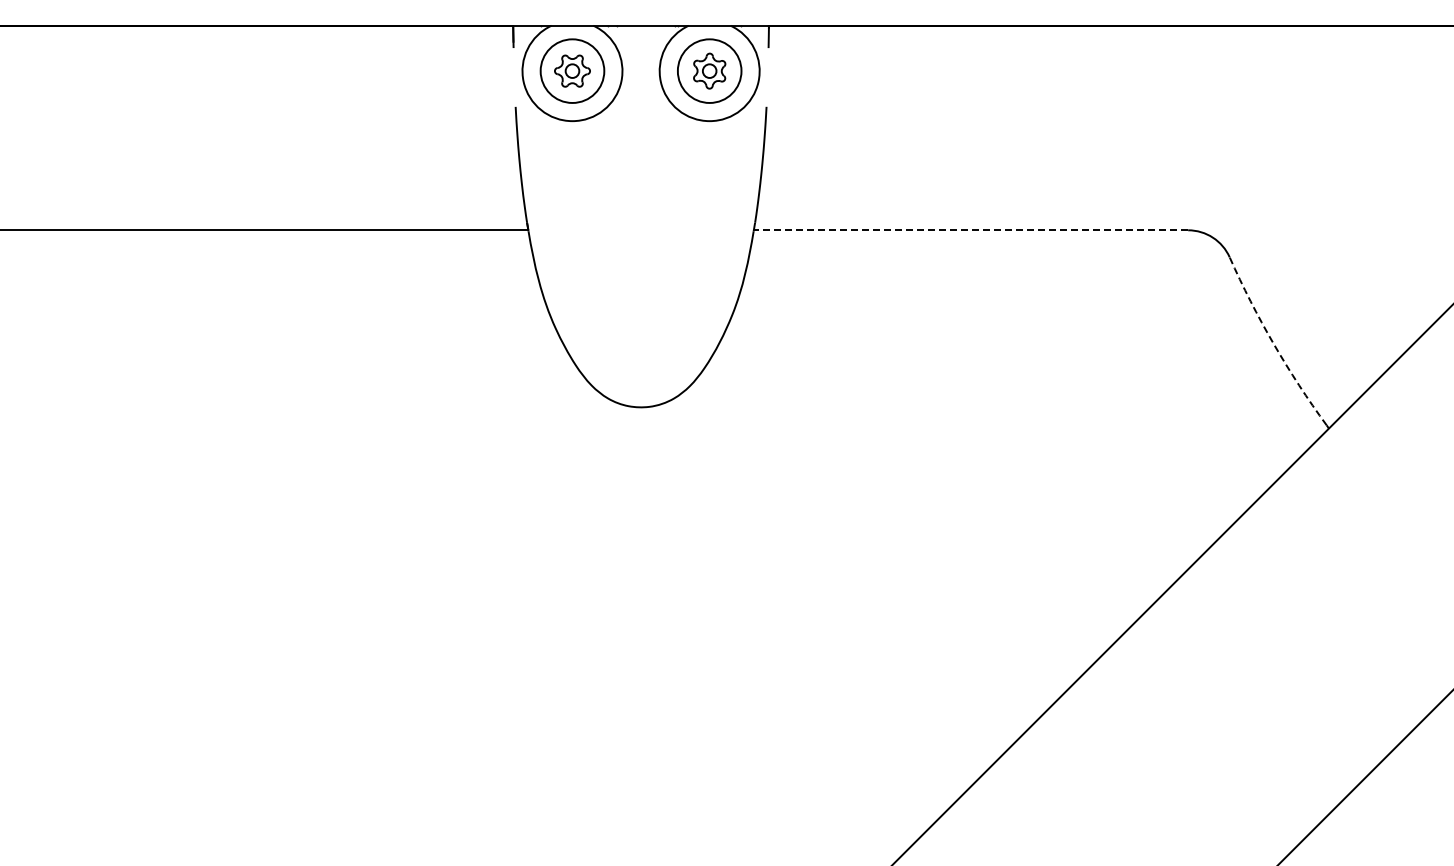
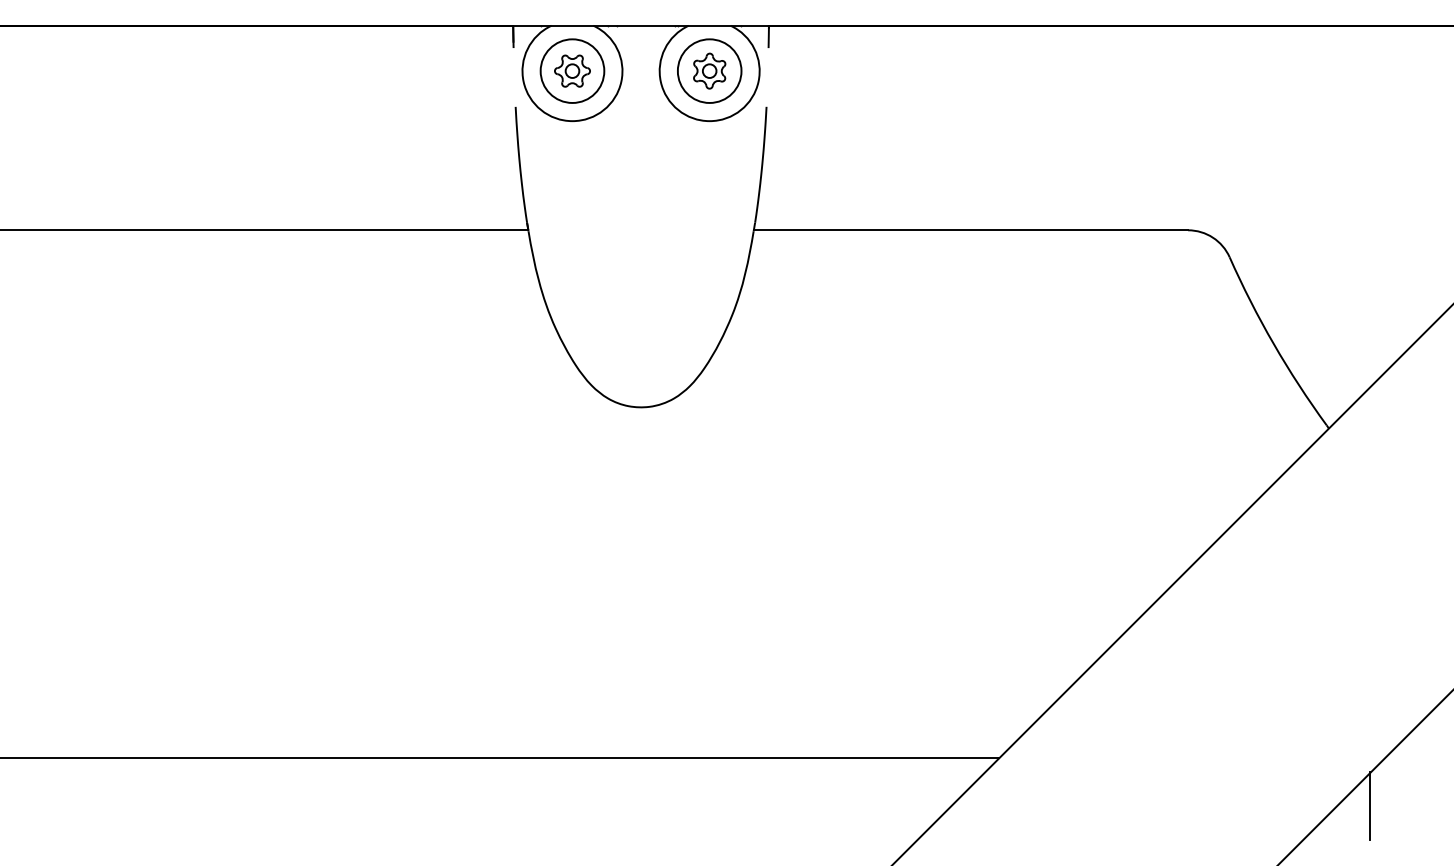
line: dashed -> solid (970, 230)
arc: dashed -> solid (1273, 343)
line: none -> present (500, 758)
line: none -> present (1370, 806)
